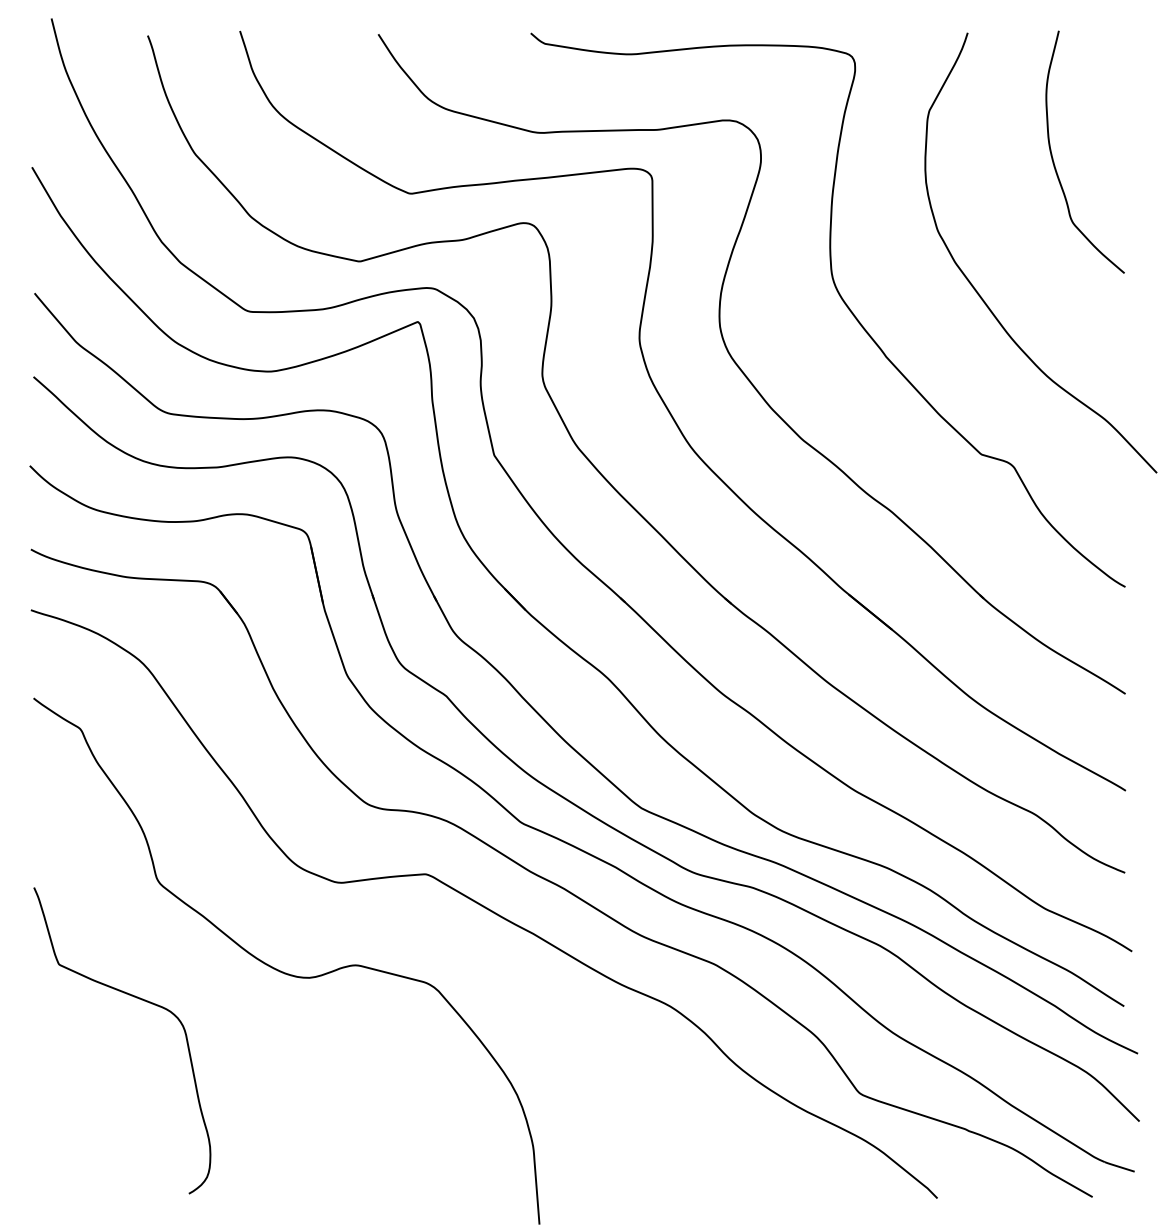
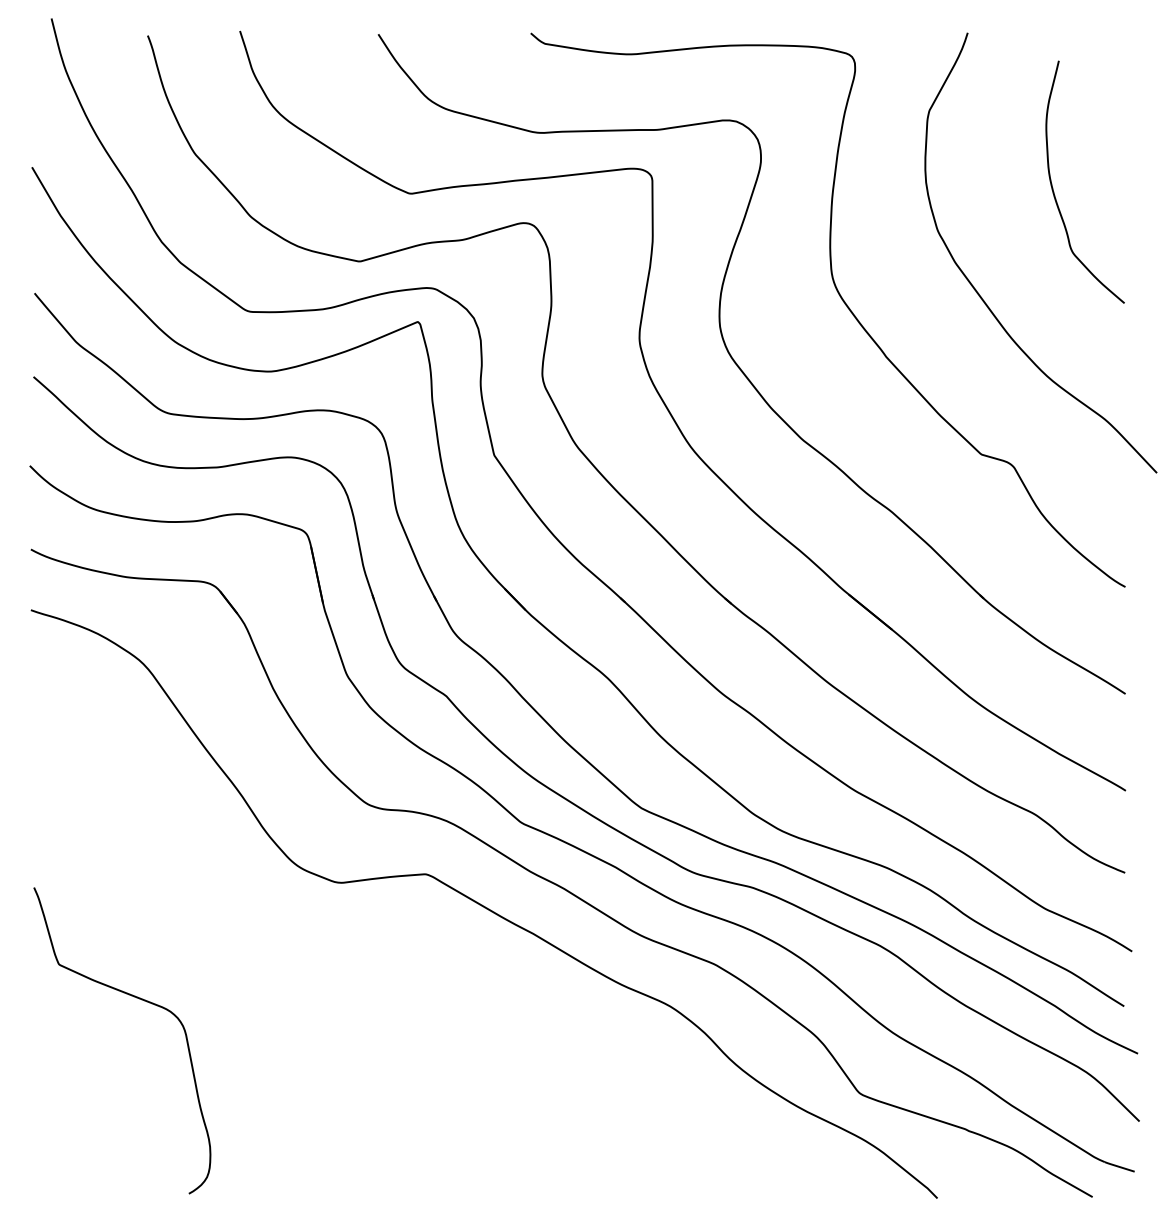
curve position: (1054, 161) -> (1054, 191) (1054, 191)
curve: present -> none (283, 971)
